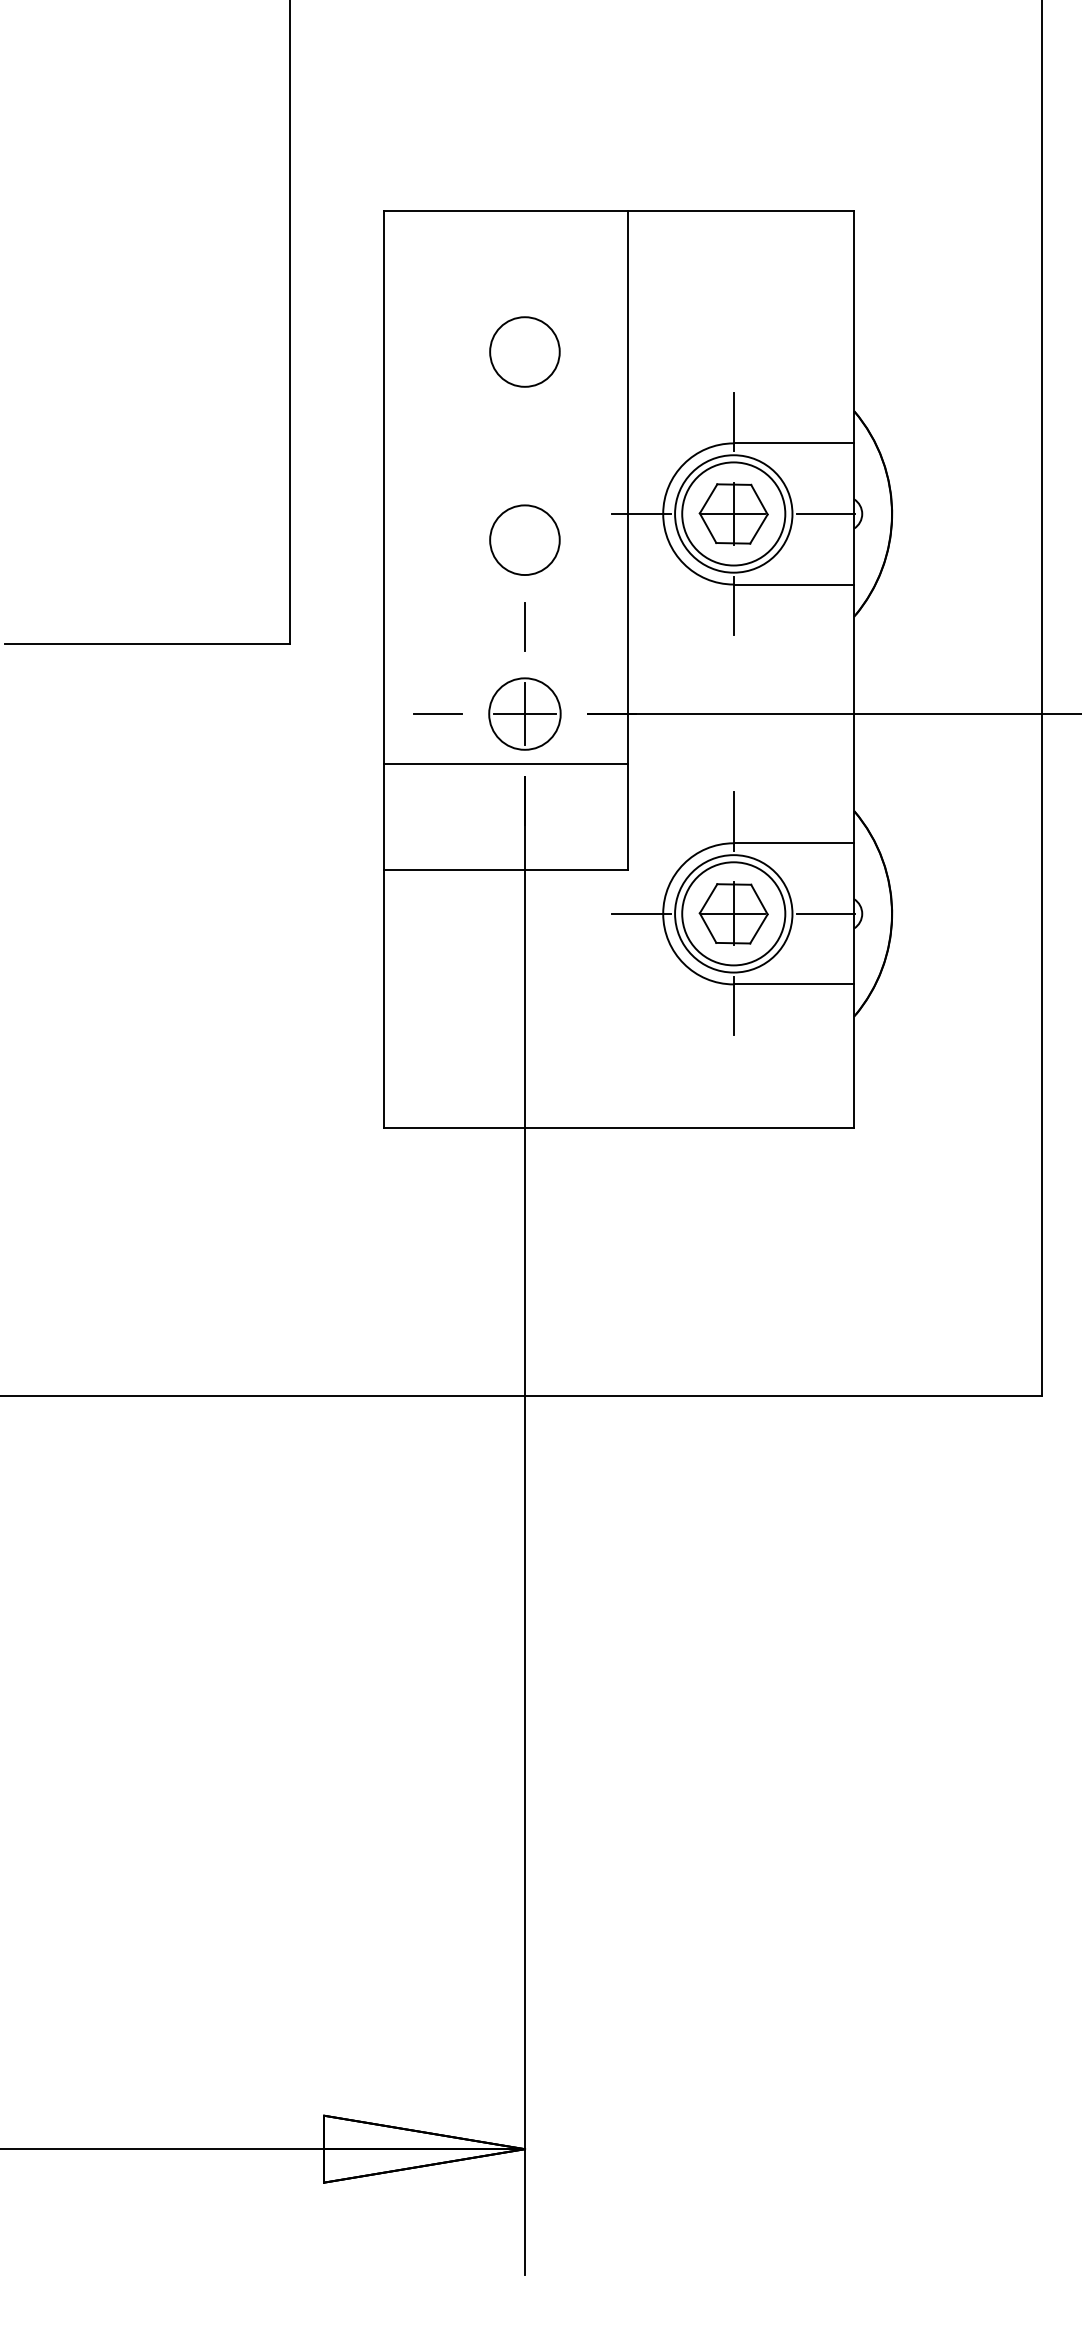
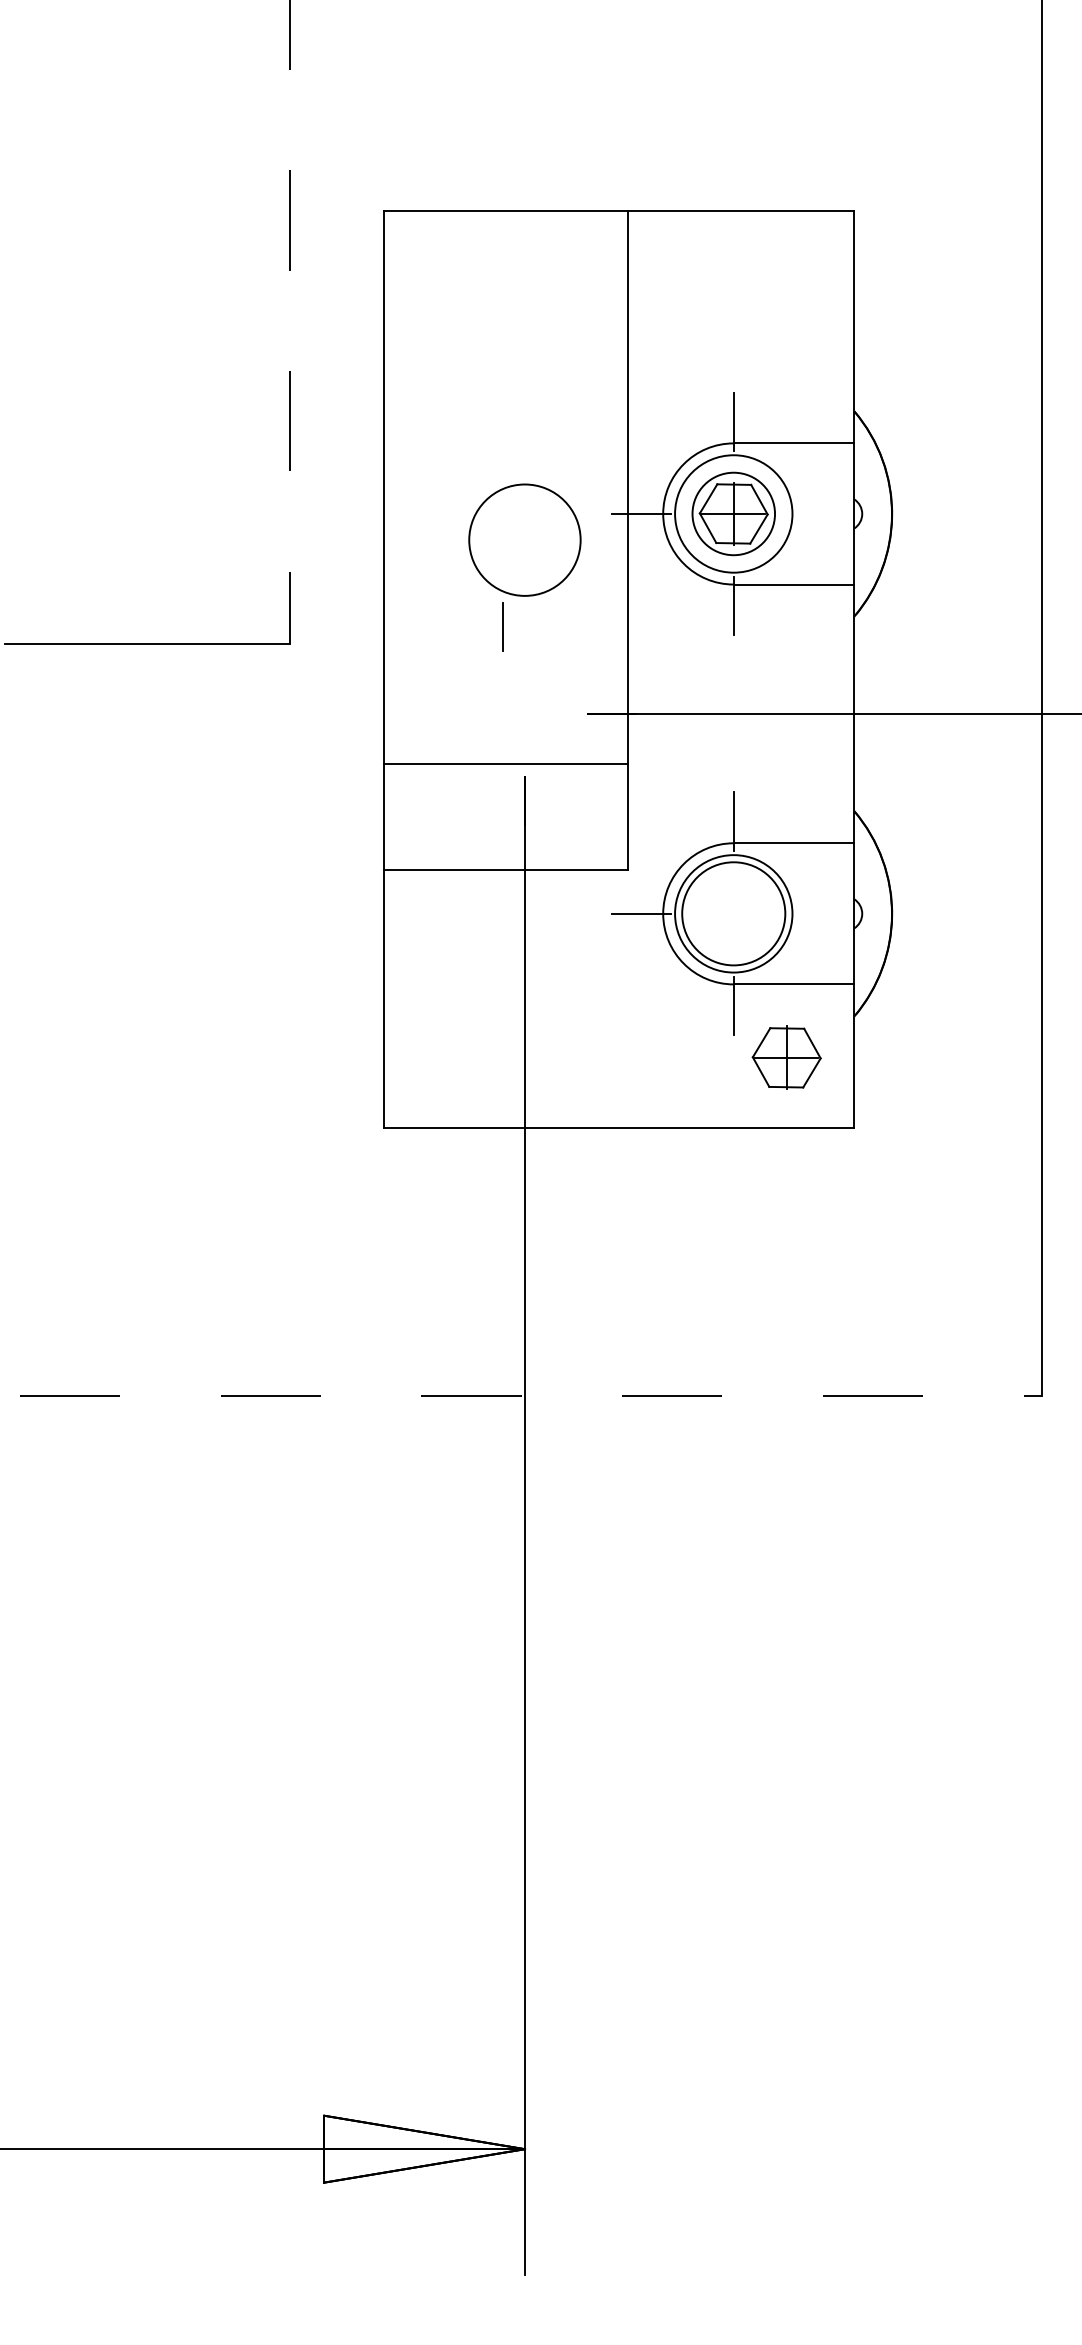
line: solid -> dashed (289, 322)
circle: present -> none (524, 351)
circle diameter: 103 px -> 82 px (733, 513)
line: present -> none (825, 513)
circle diameter: 70 px -> 111 px (524, 539)
line position: (524, 626) -> (502, 626) (502, 626)
part: present -> none (524, 713)
line: present -> none (437, 714)
part position: (733, 913) -> (786, 1057) (786, 1057)
line: present -> none (825, 913)
line: solid -> dashed (521, 1396)
